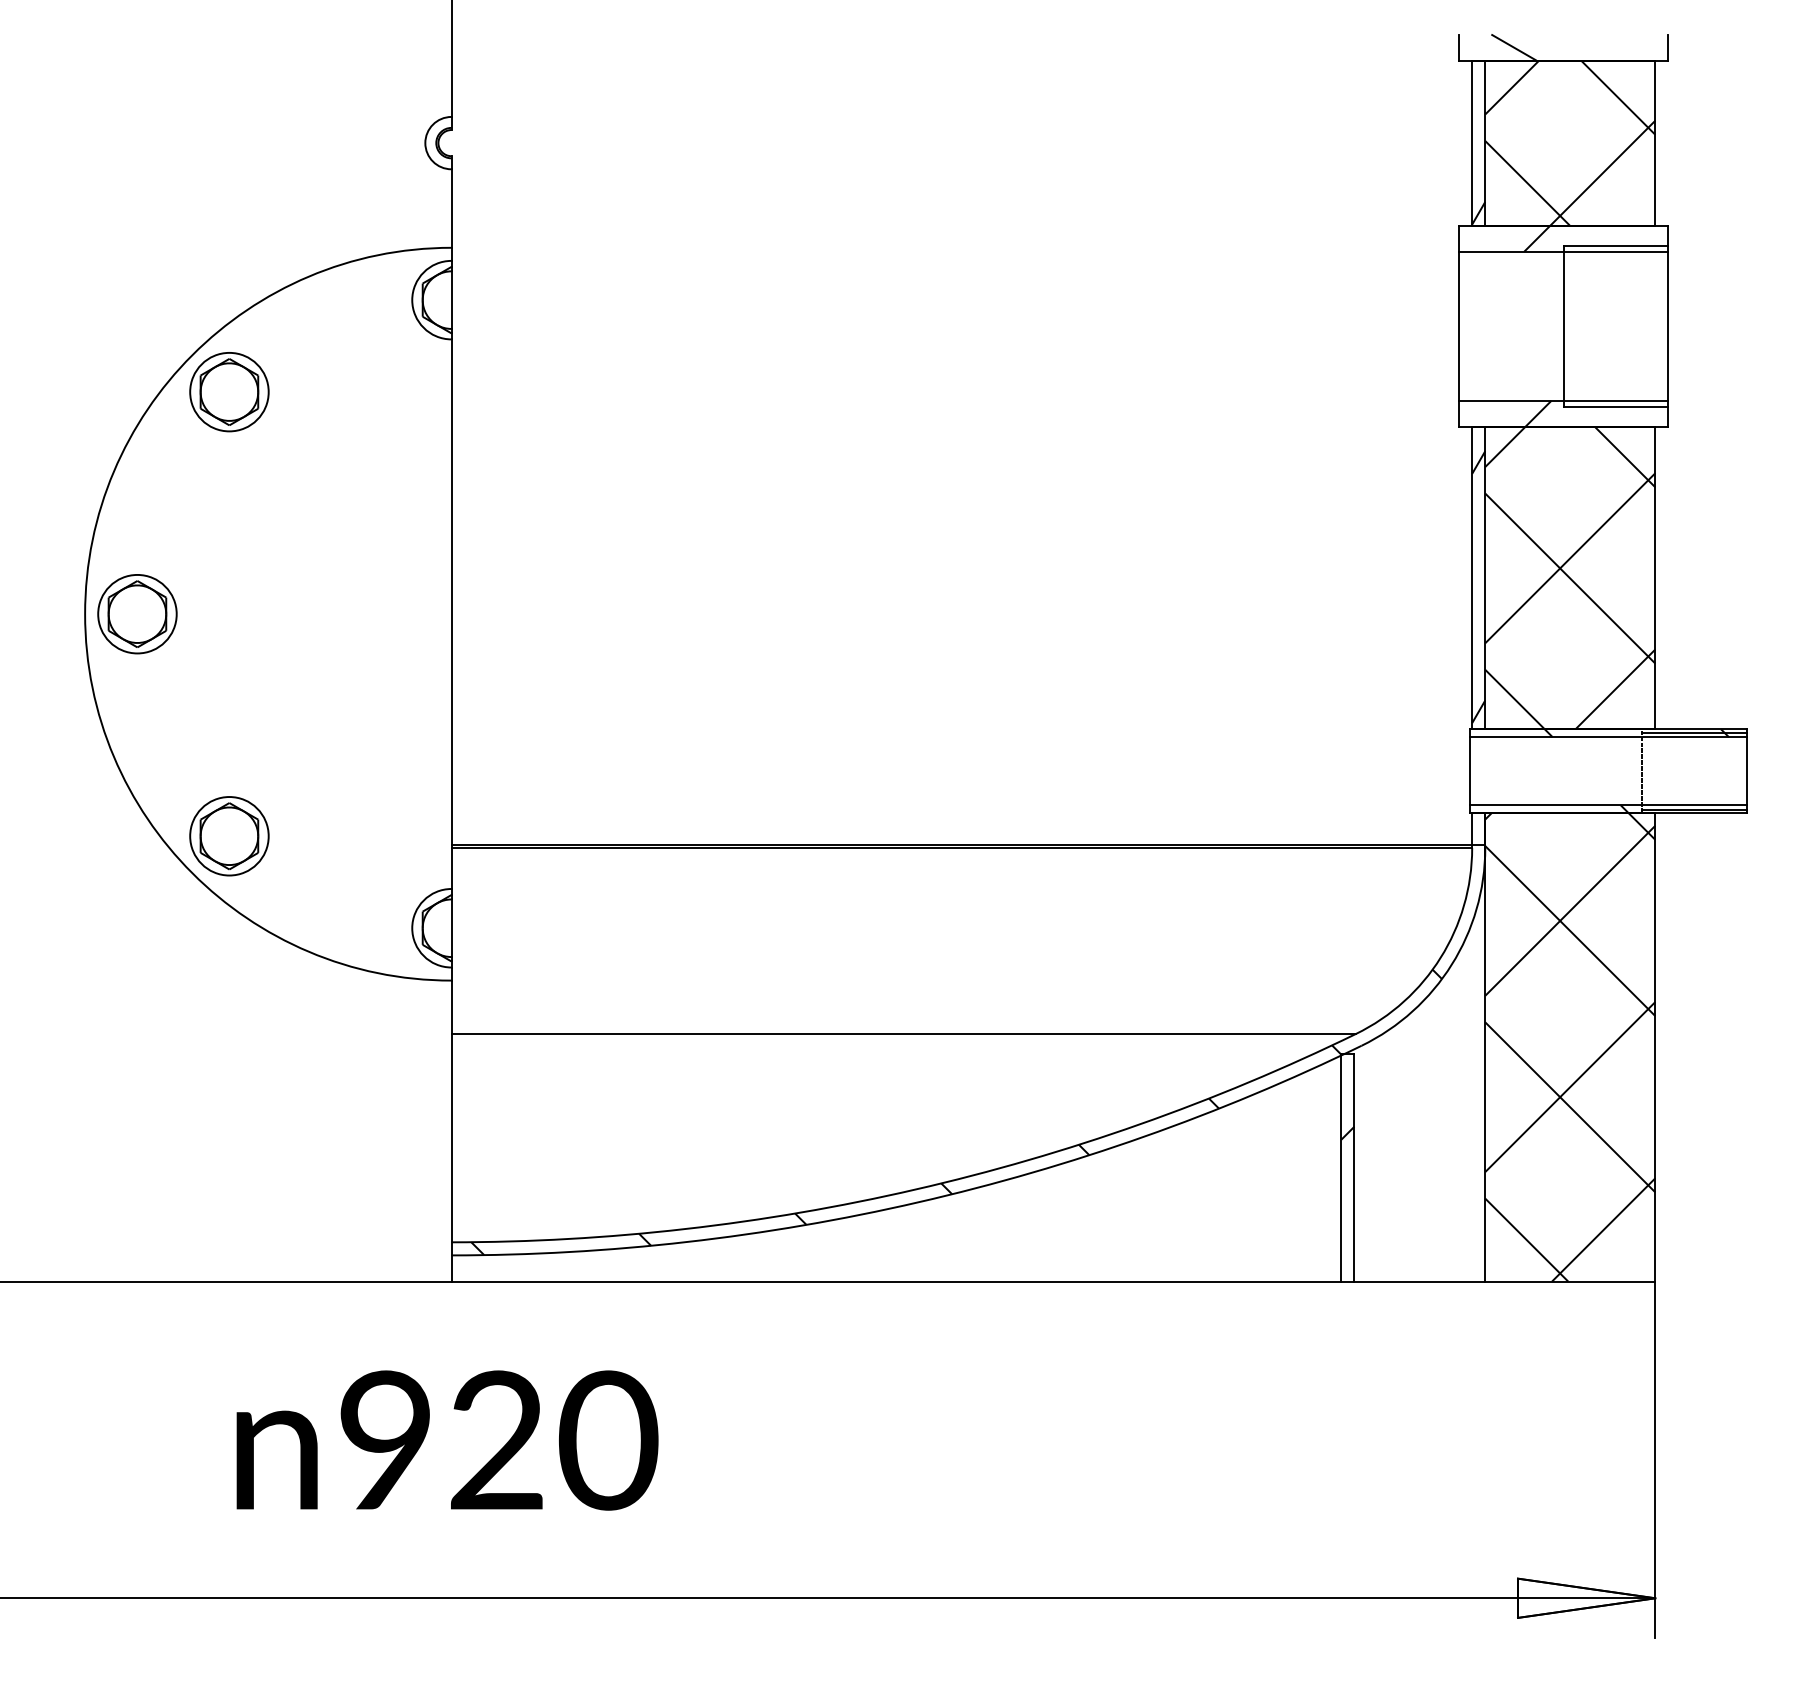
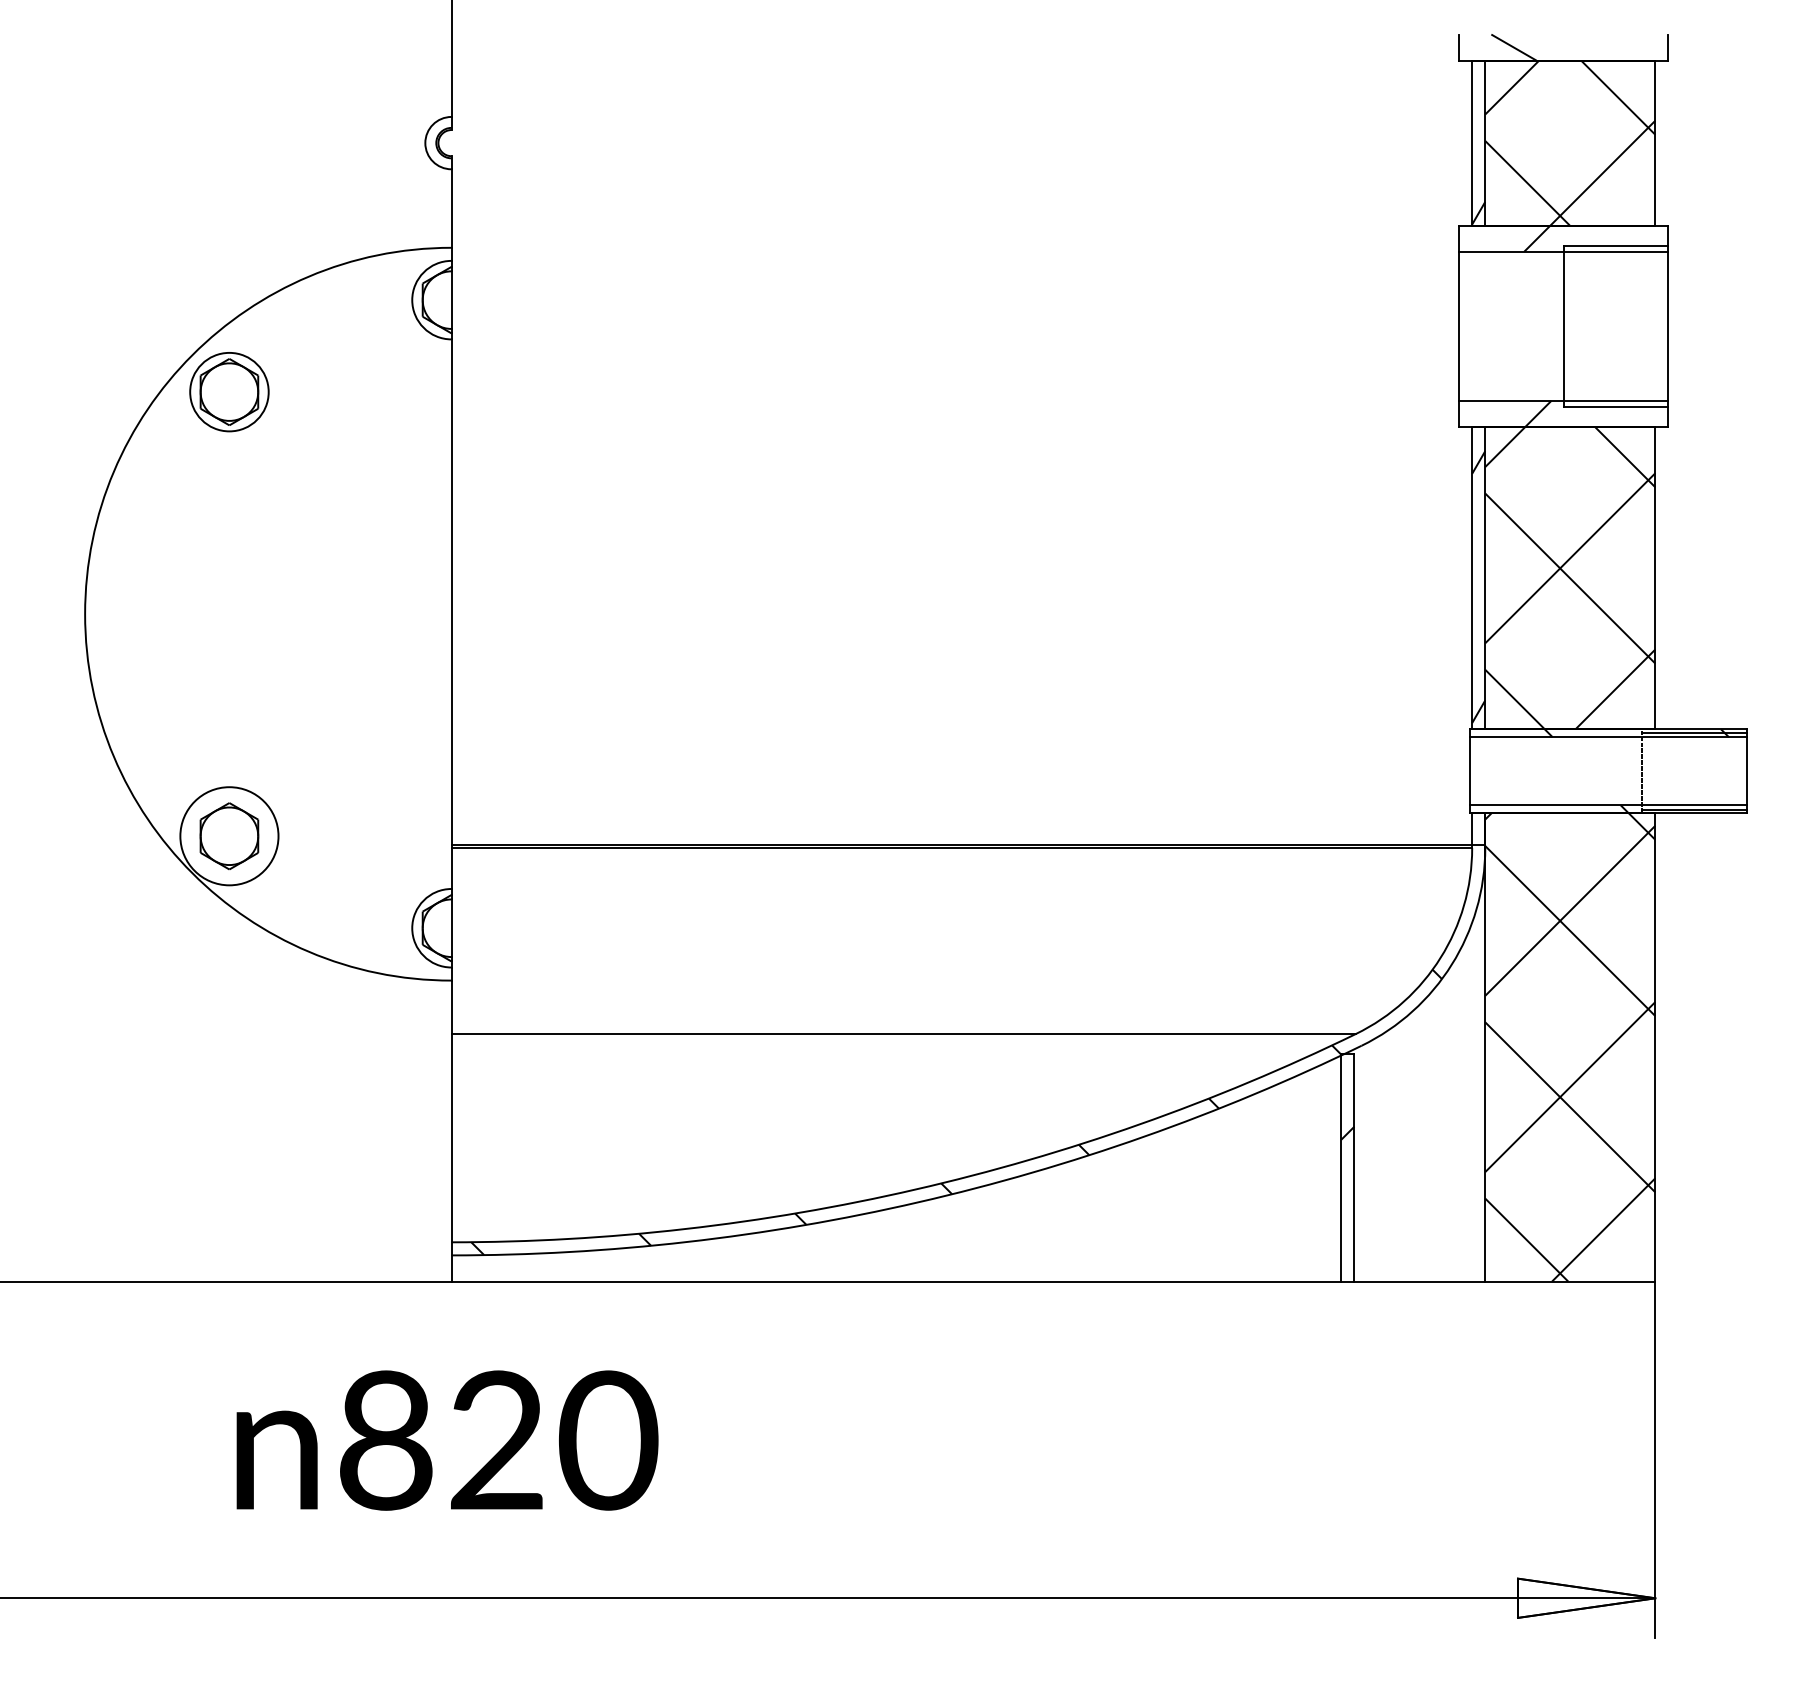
part: present -> none (137, 614)
circle diameter: 79 px -> 98 px (229, 836)
text: 920 -> 820 (386, 1440)
